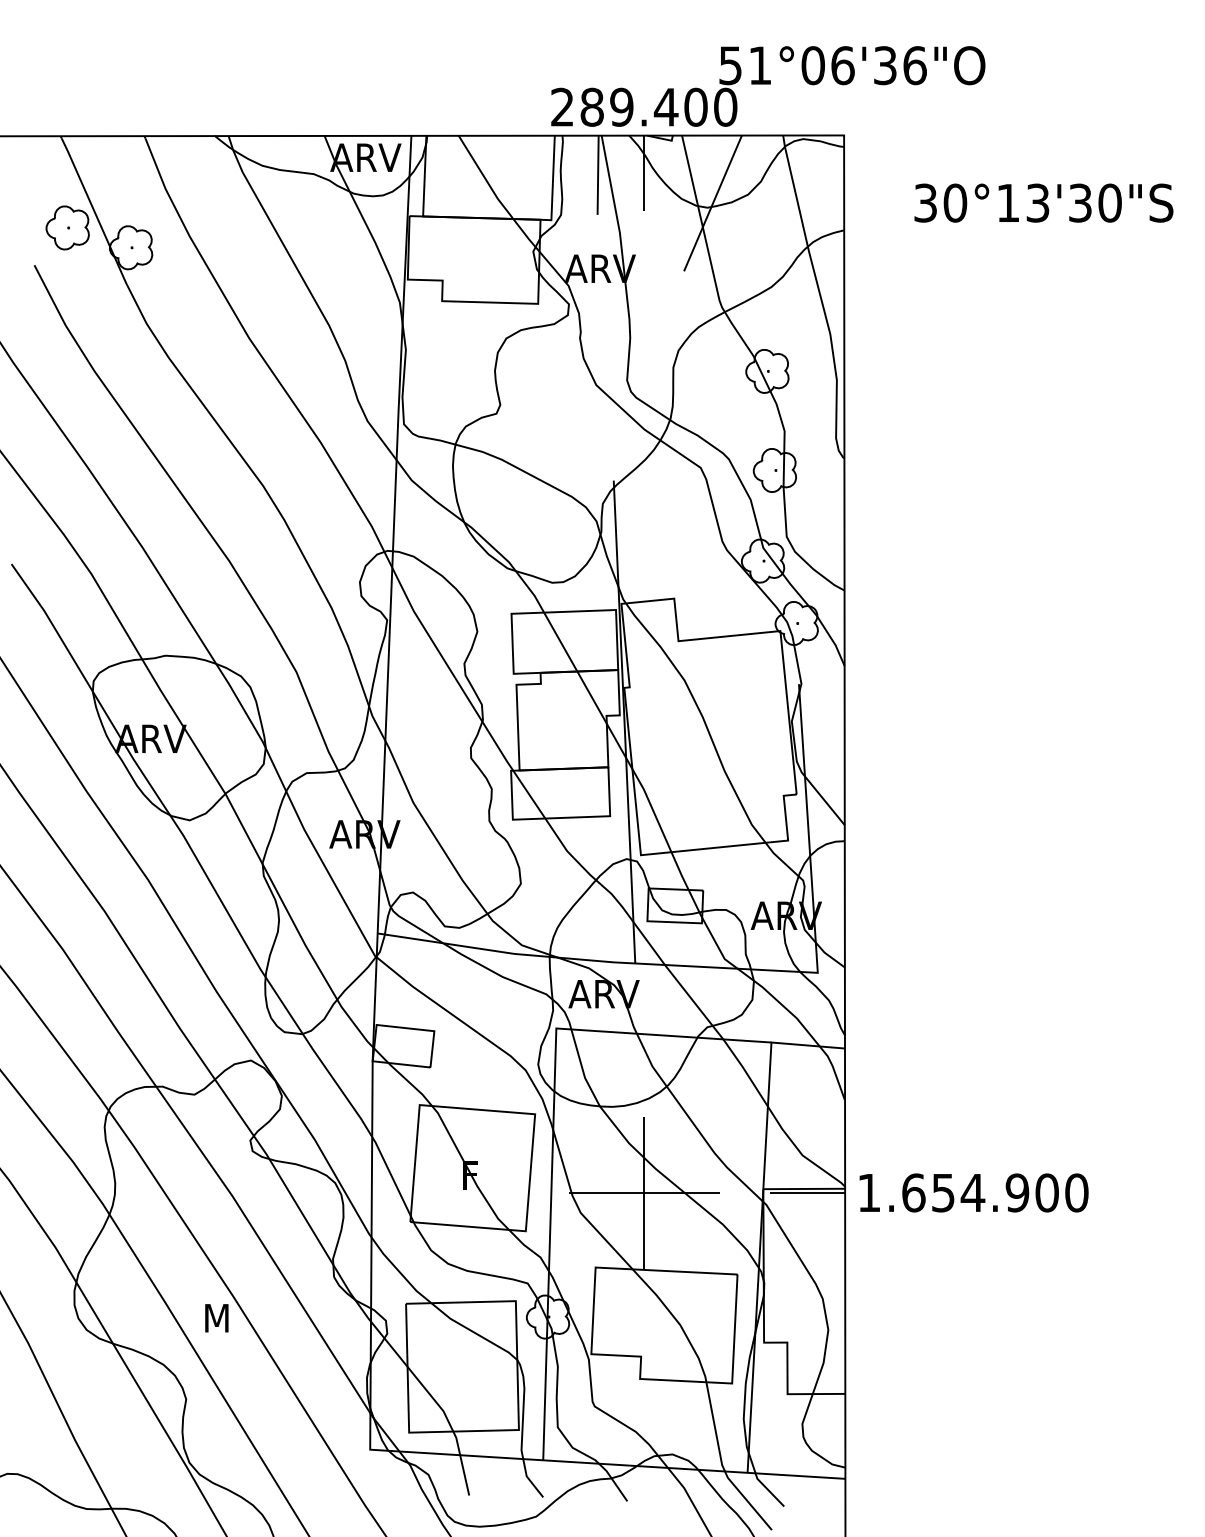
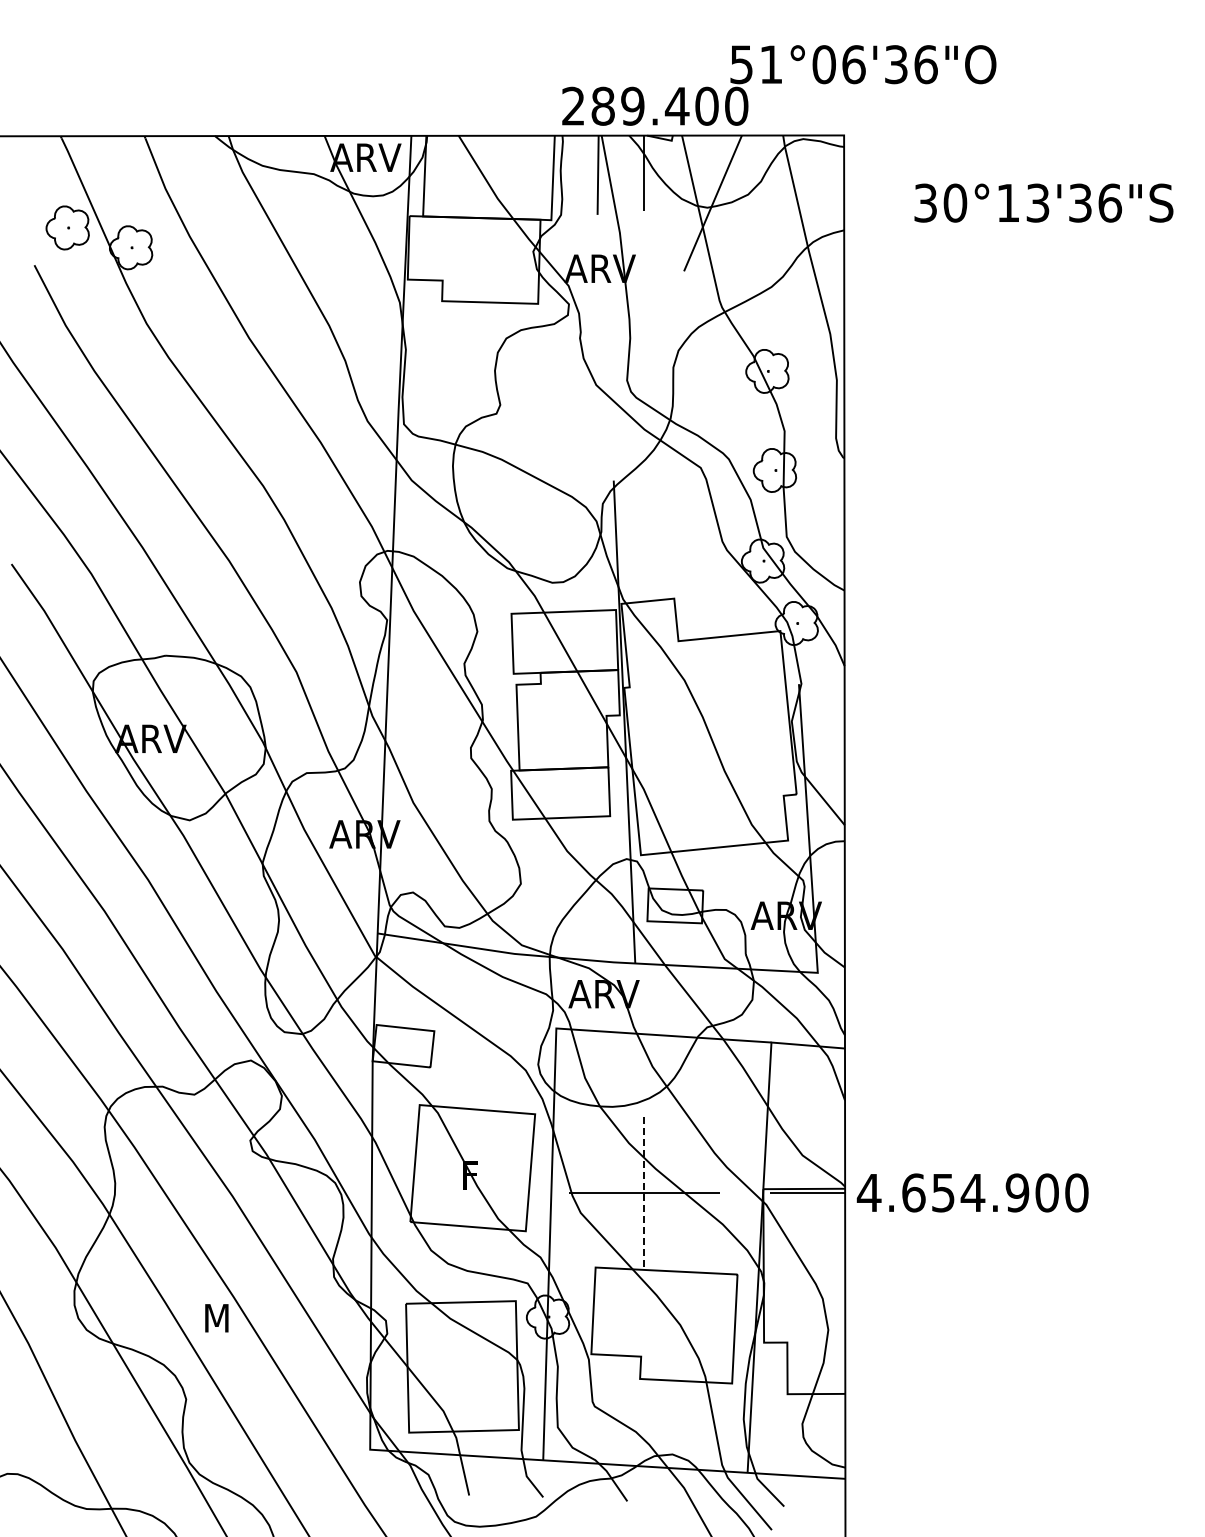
text position: (768, 86) -> (779, 85) (779, 85)
text: 30°13'30"S -> 30°13'36"S (1110, 202)
line: solid -> dashed (644, 1192)
text: 1.654.900 -> 4.654.900 (868, 1192)
